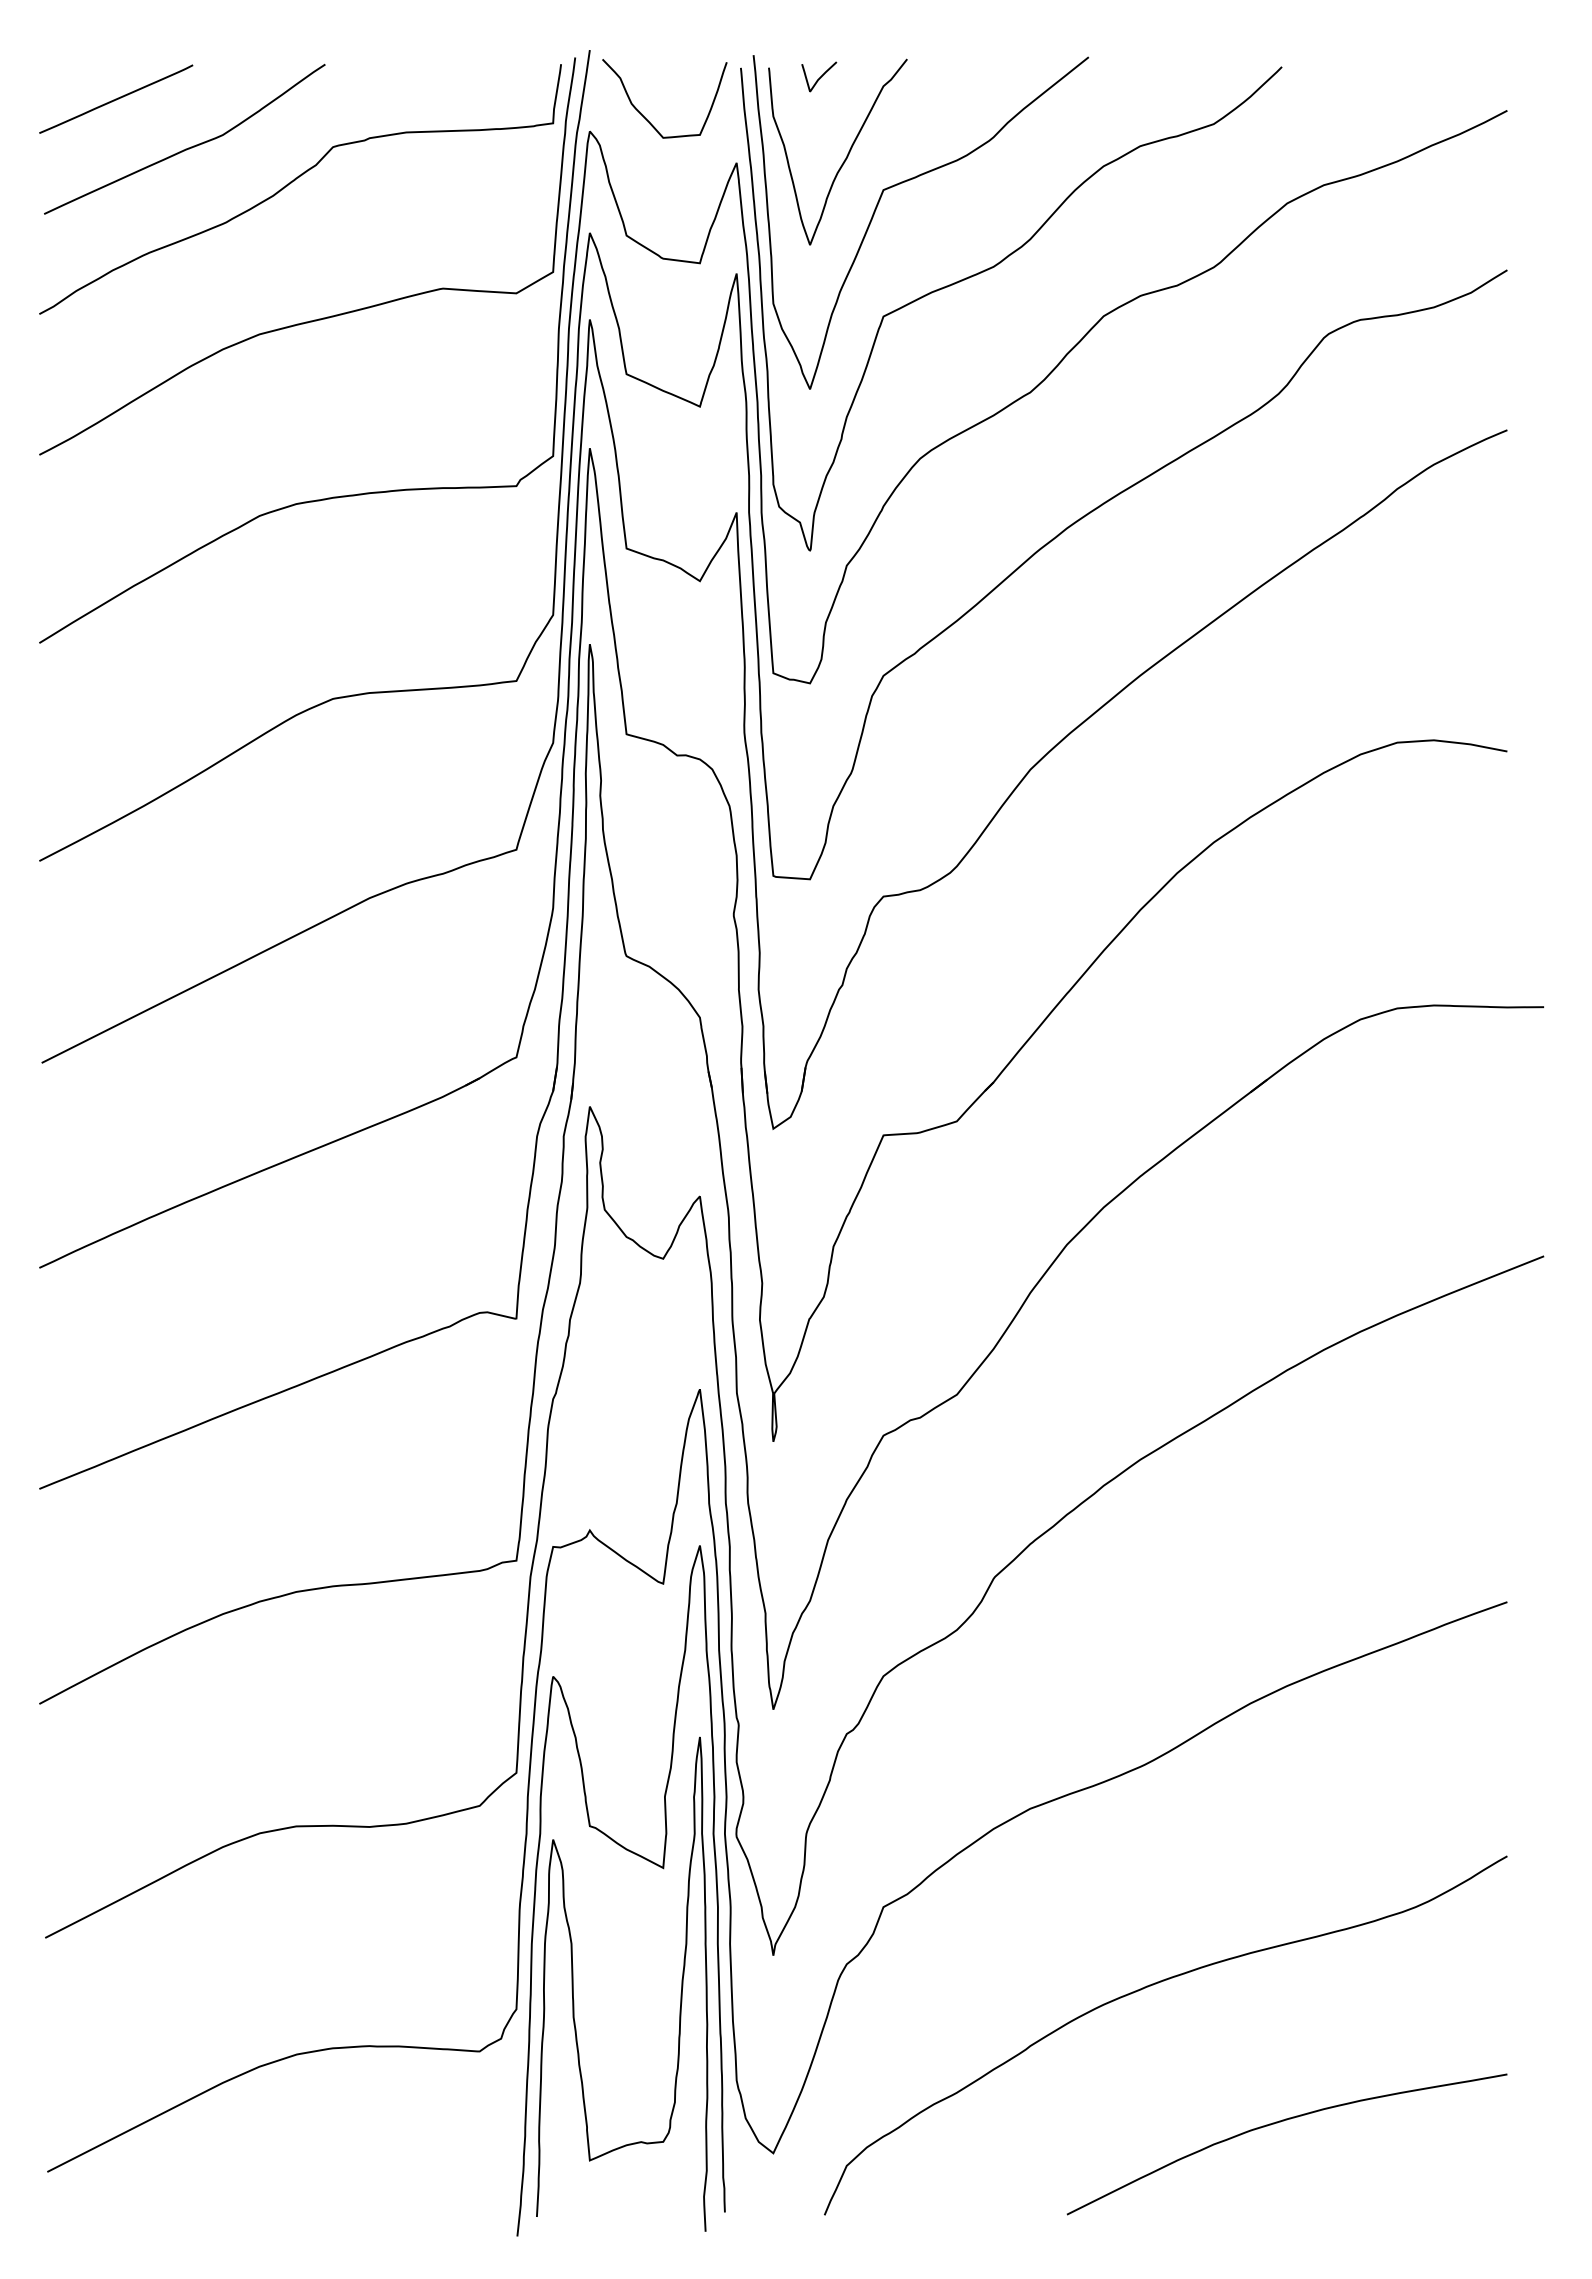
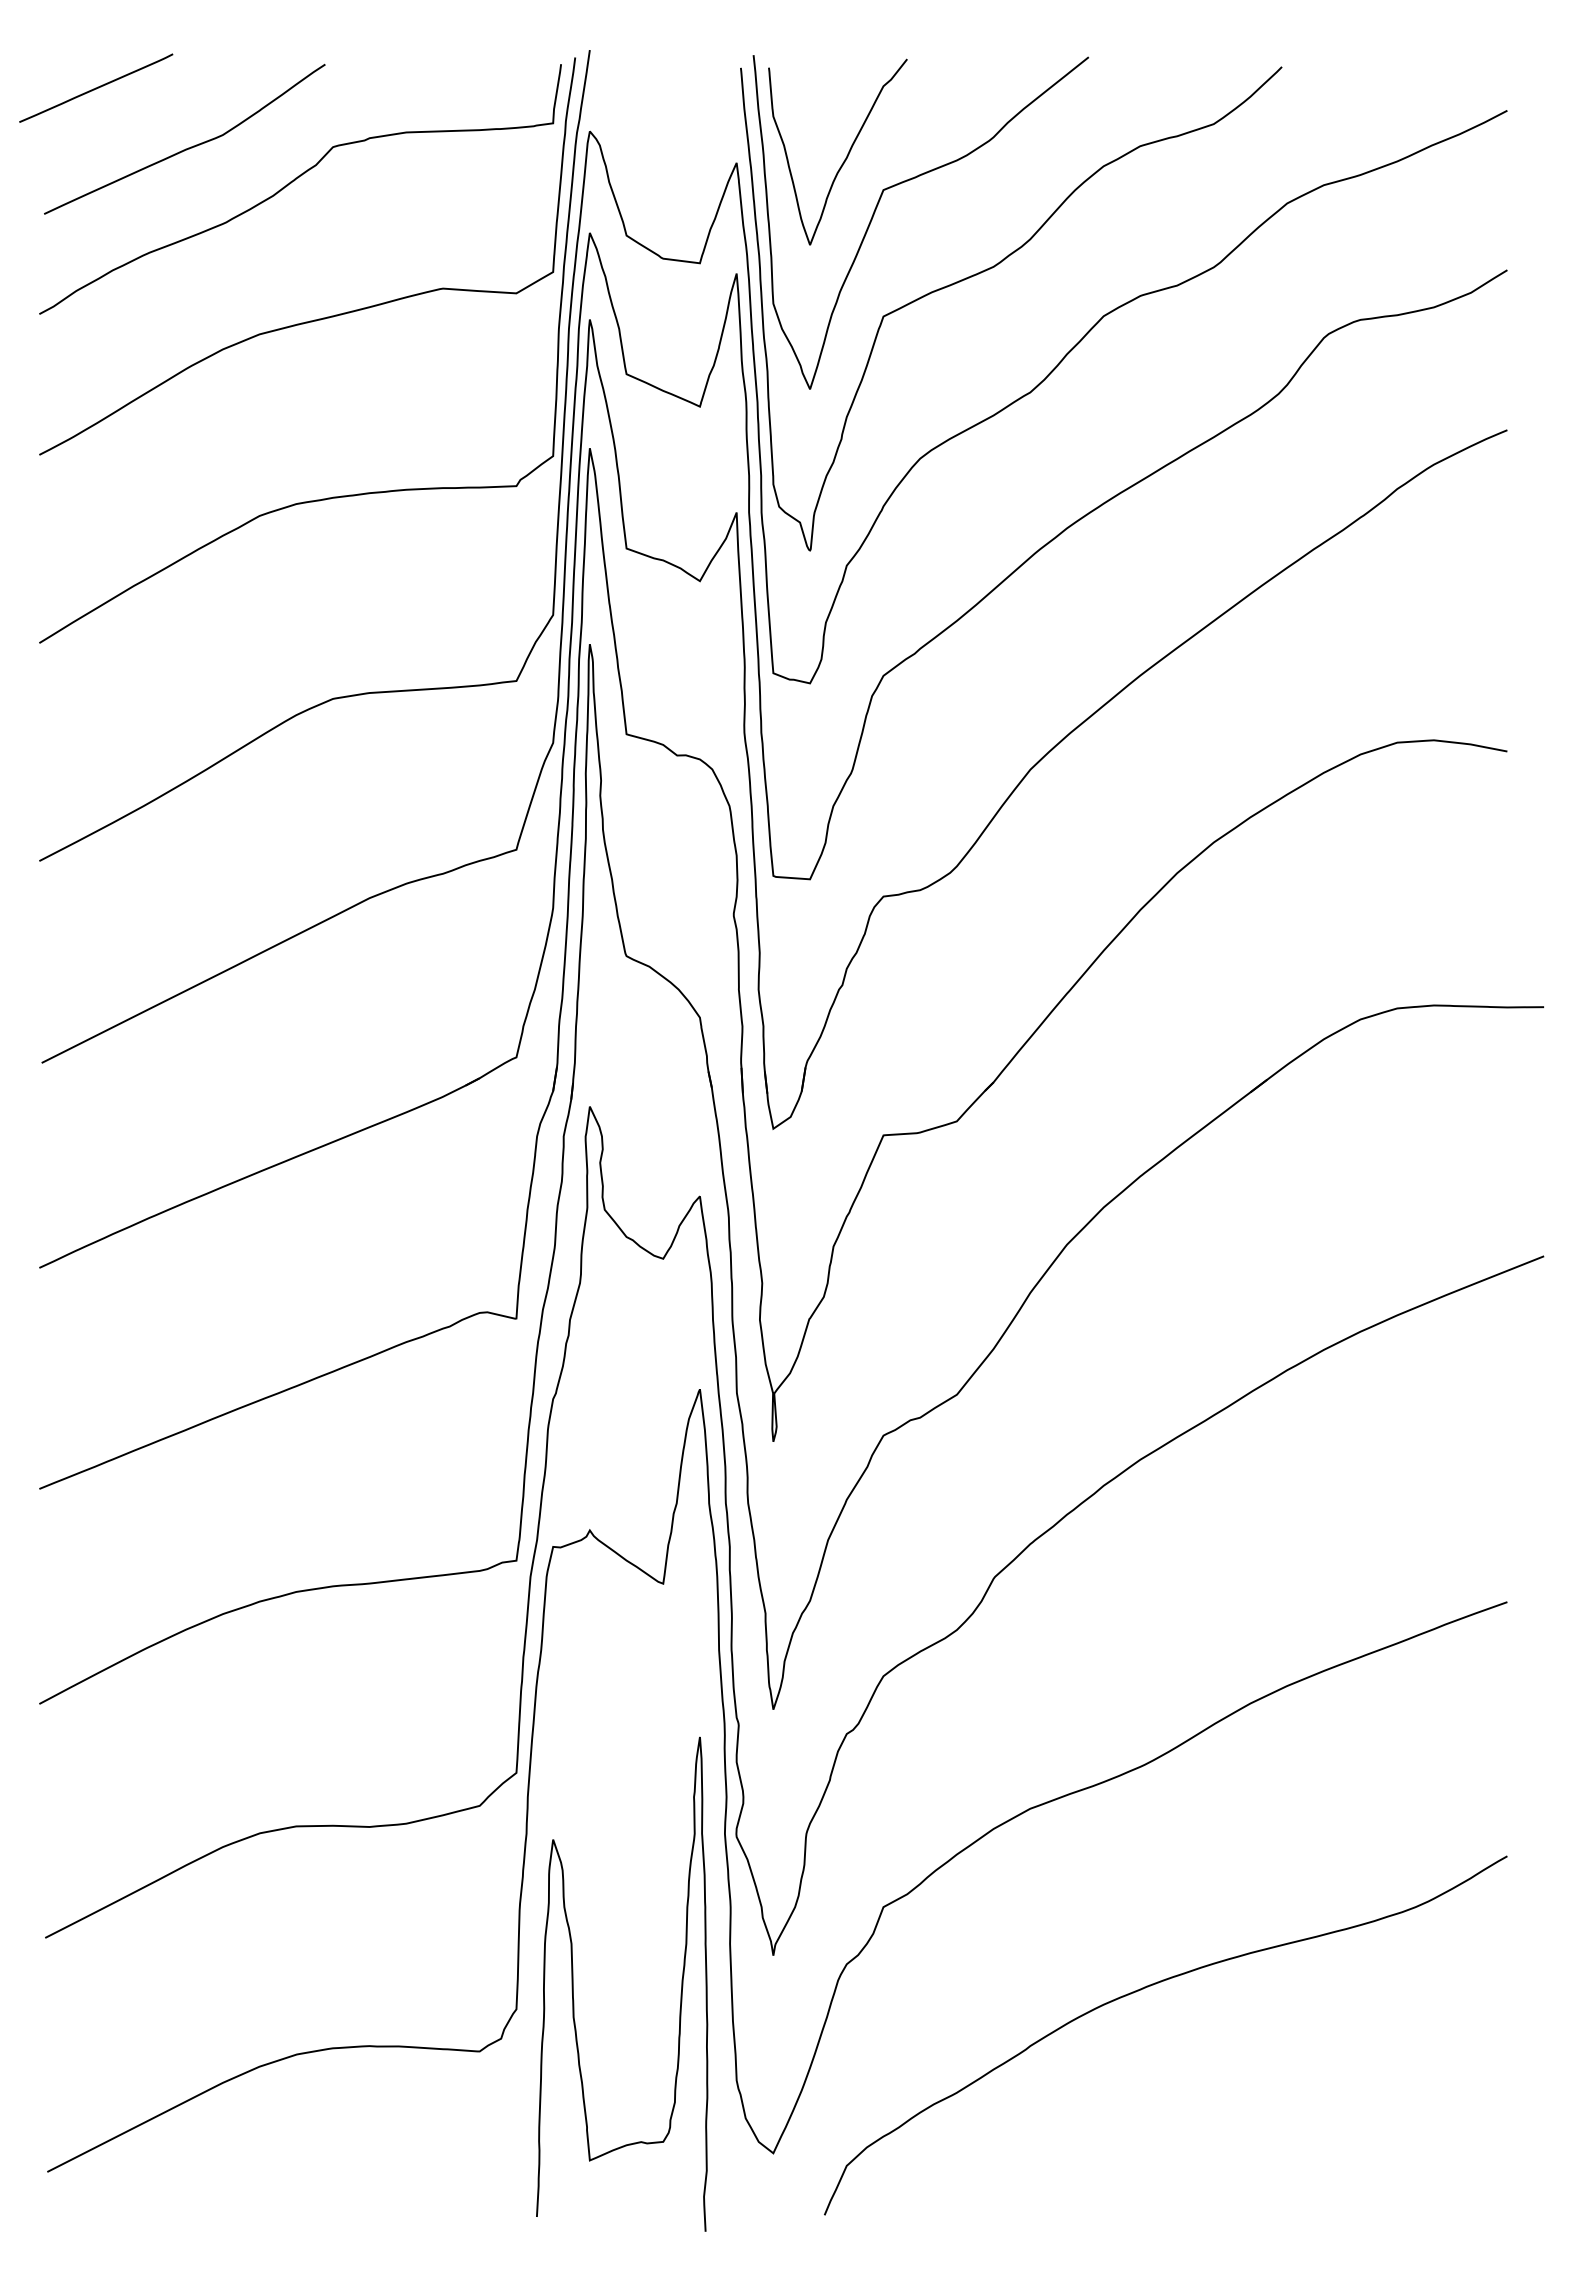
curve: present -> none (820, 76)
line position: (116, 98) -> (96, 87) (96, 87)
curve: present -> none (645, 117)
curve: present -> none (638, 1856)
curve: present -> none (1280, 2122)
